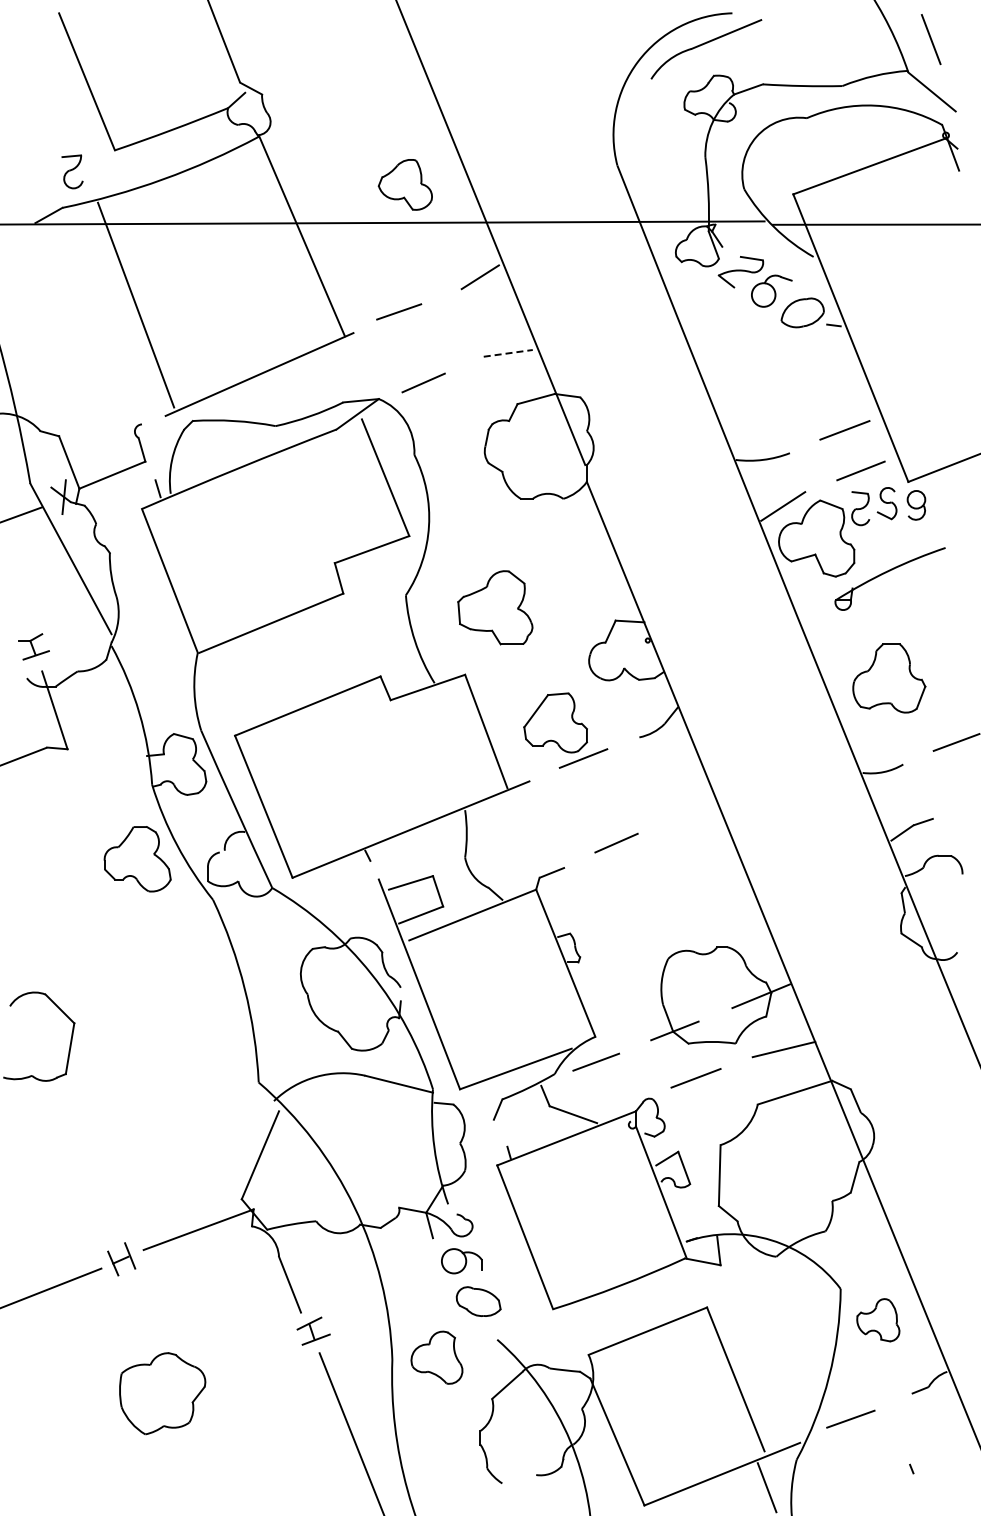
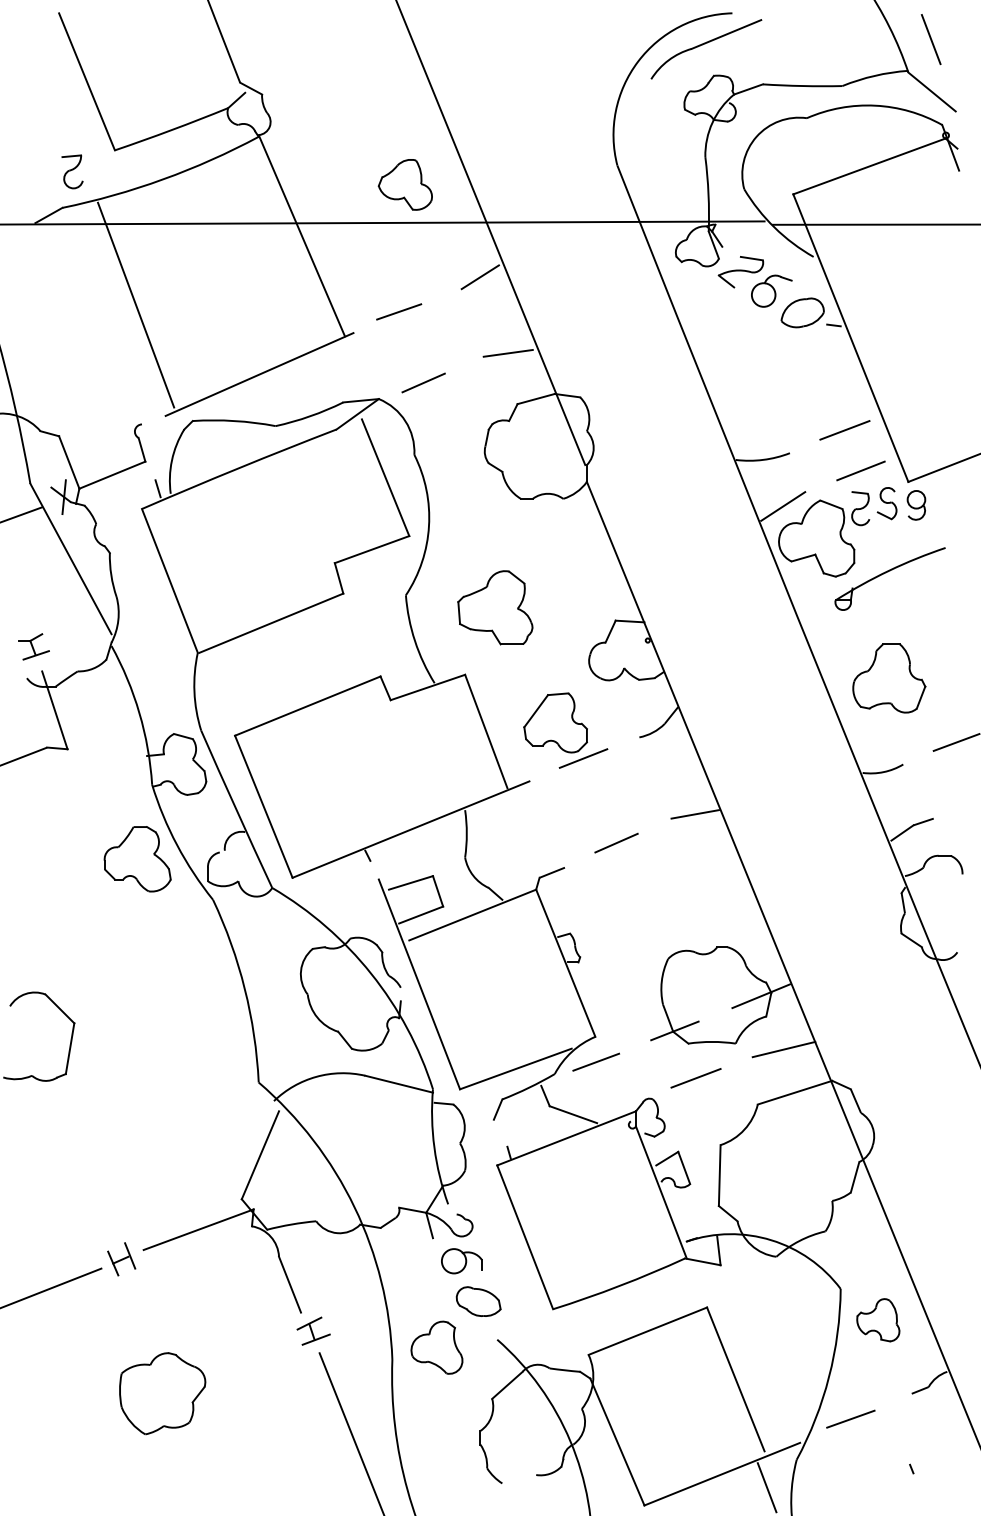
line: dashed -> solid (508, 353)
line: none -> present (694, 814)
part position: (436, 1357) -> (436, 1347) (436, 1347)
